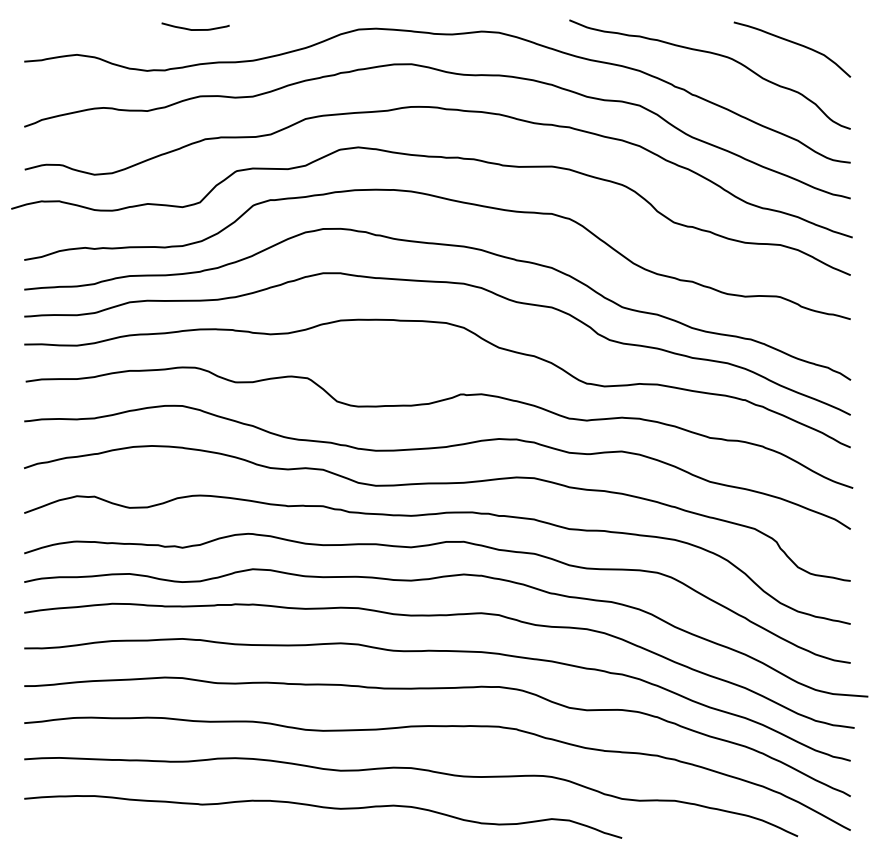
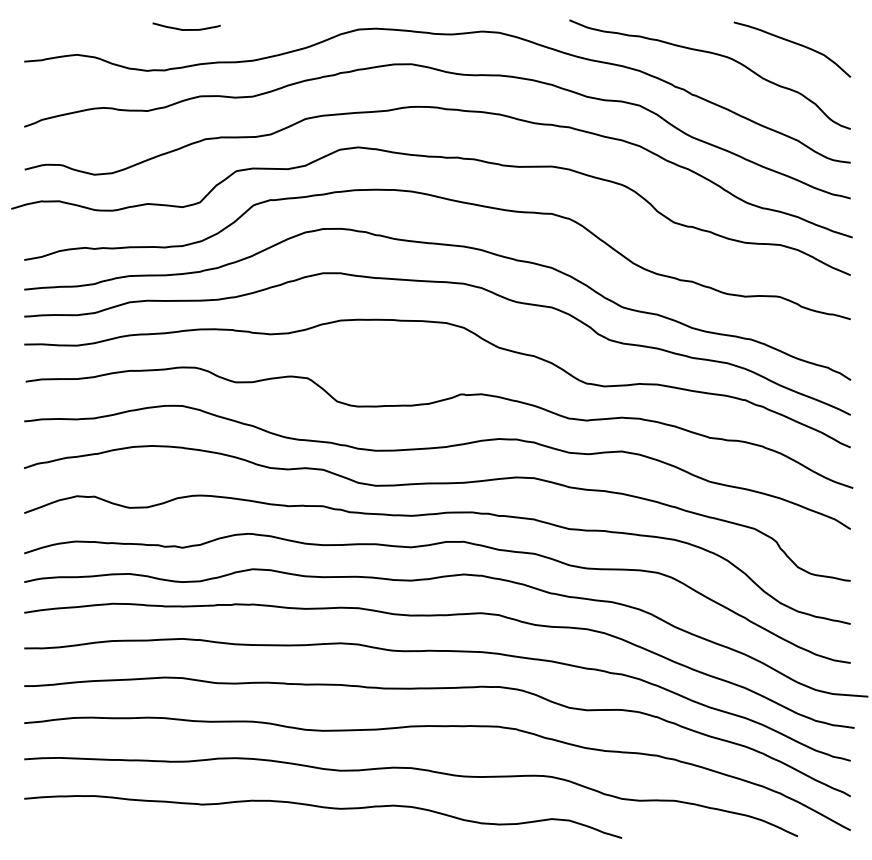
curve position: (195, 29) -> (186, 29) (186, 29)
